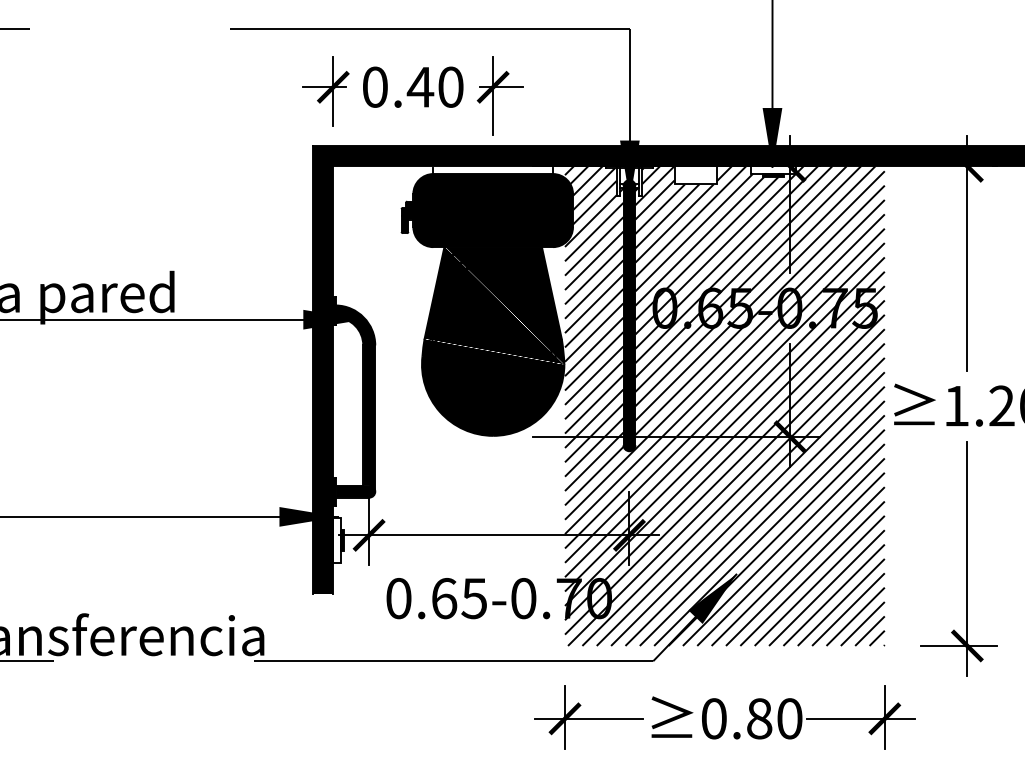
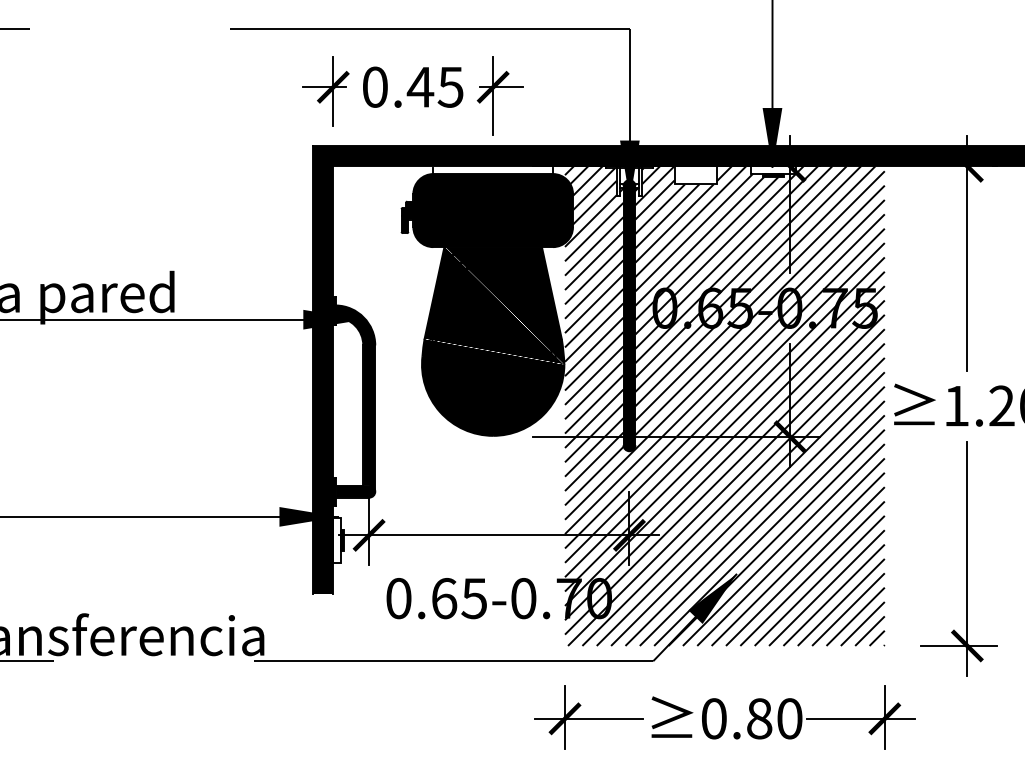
text: 0.40 -> 0.45 (450, 86)
